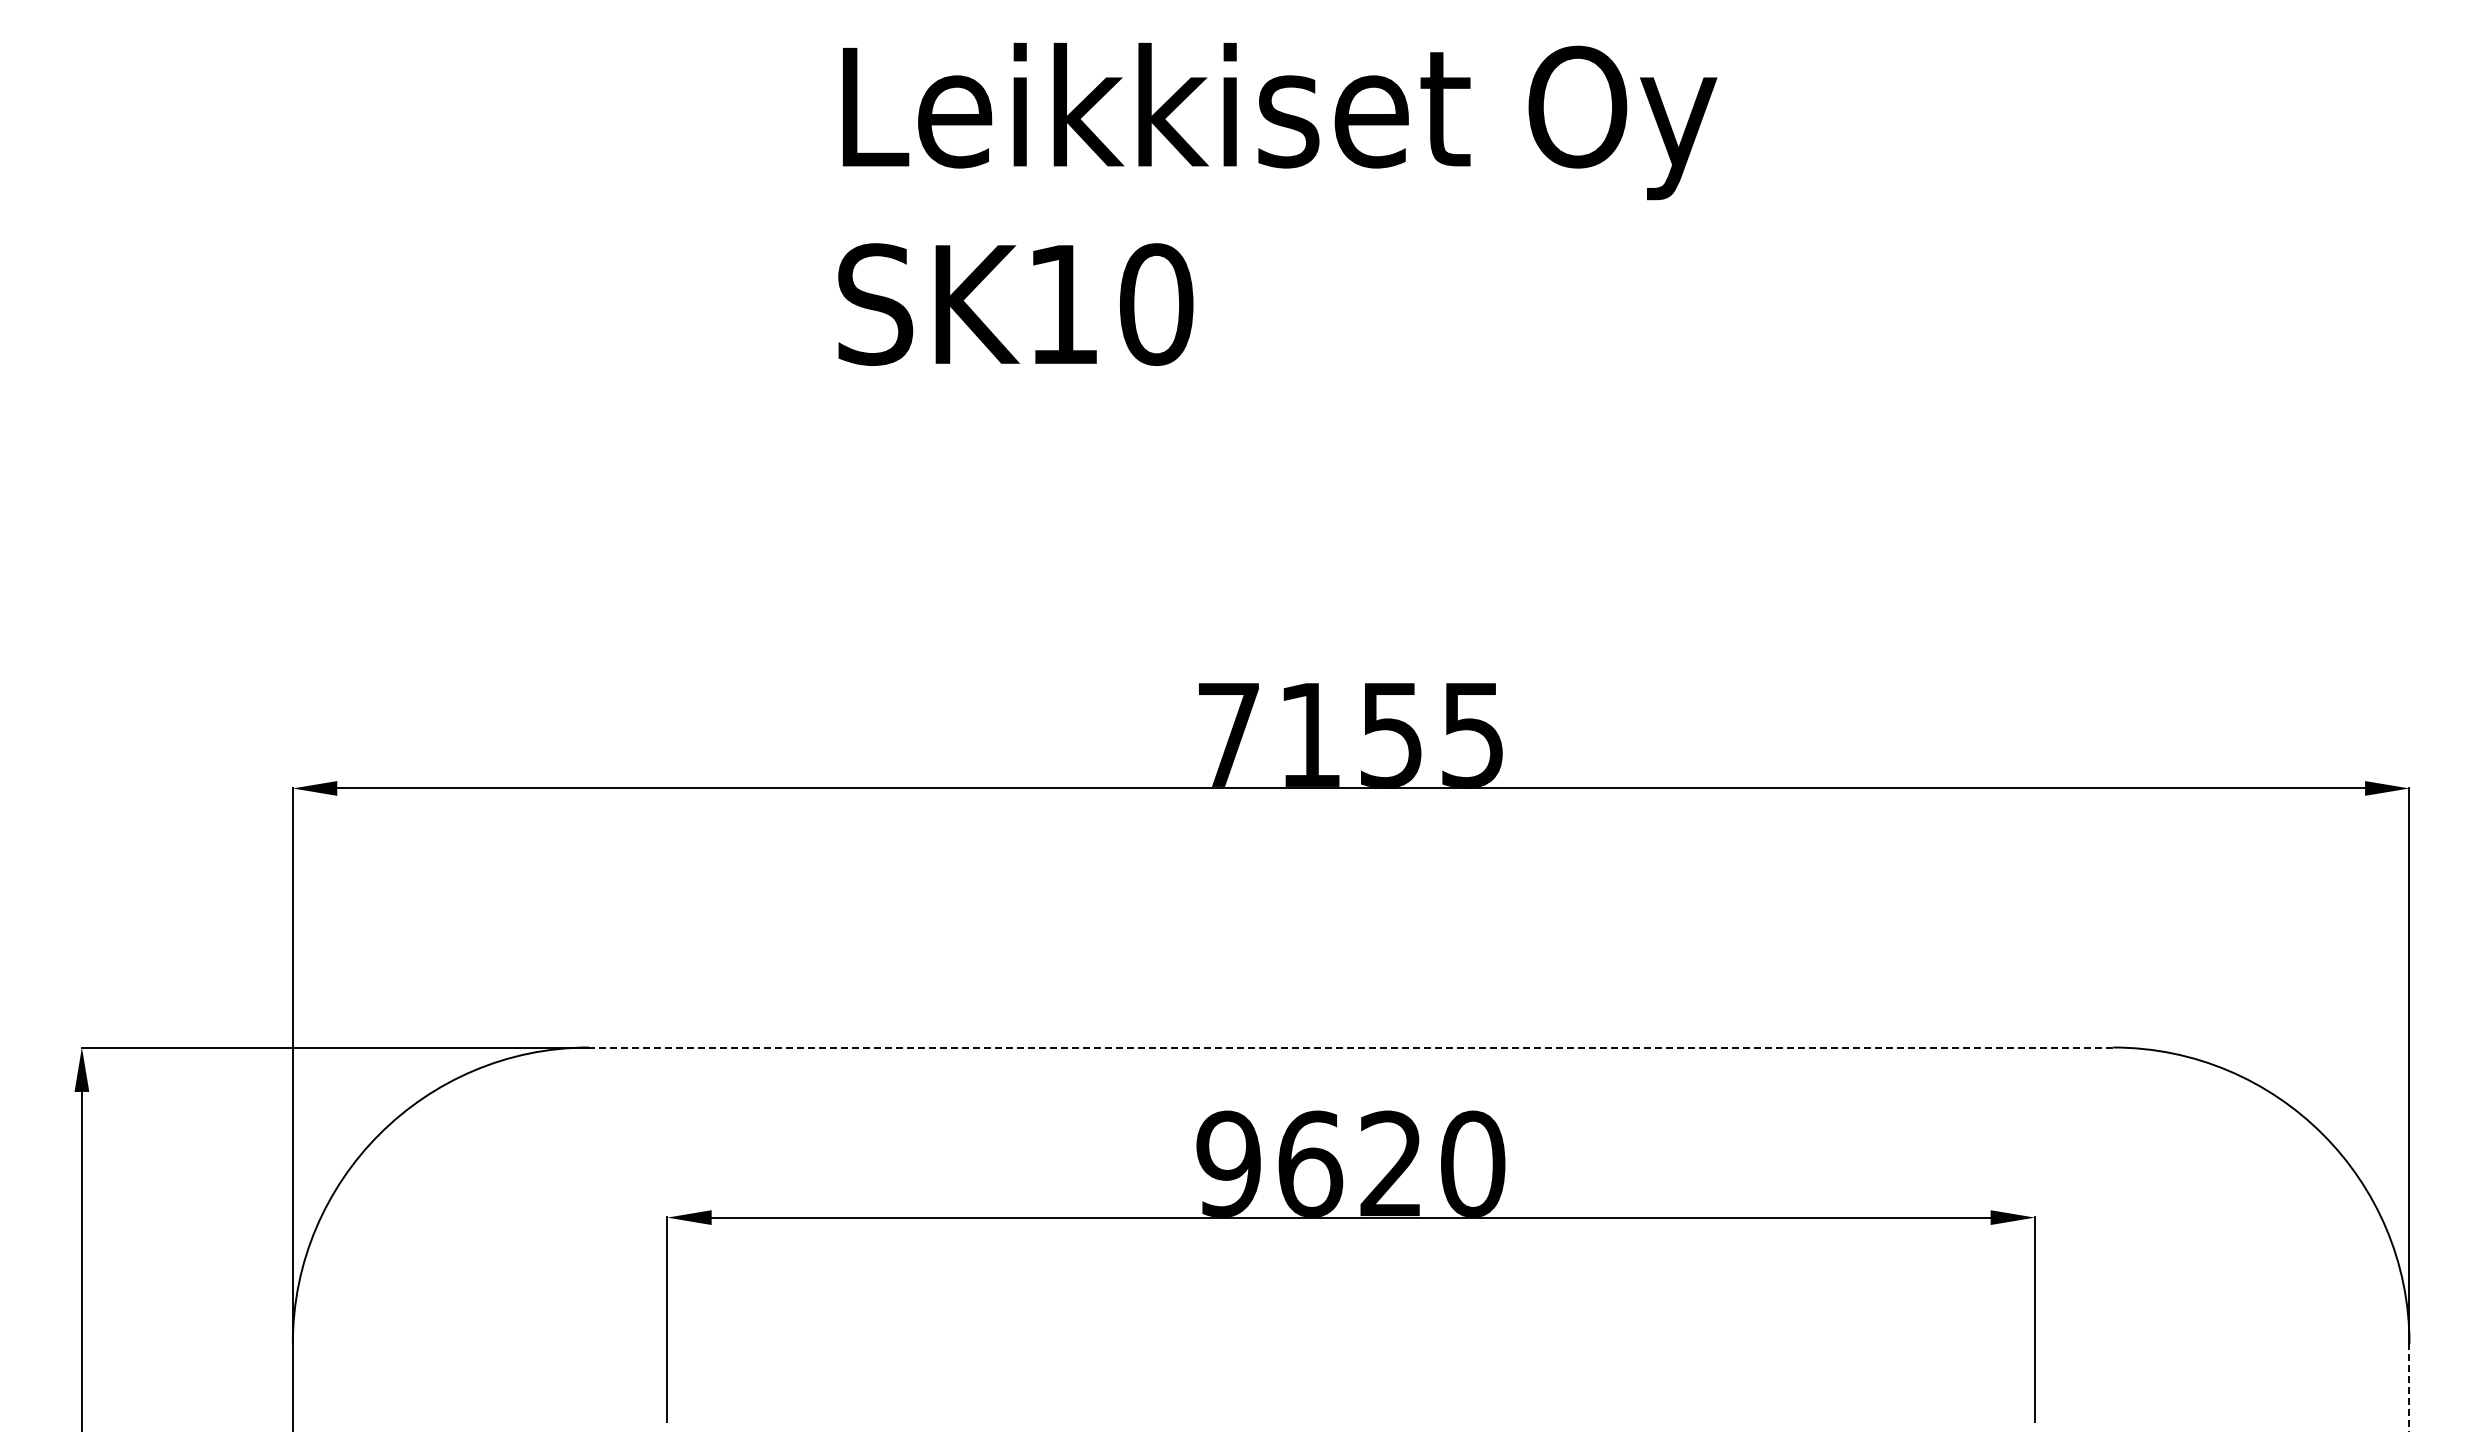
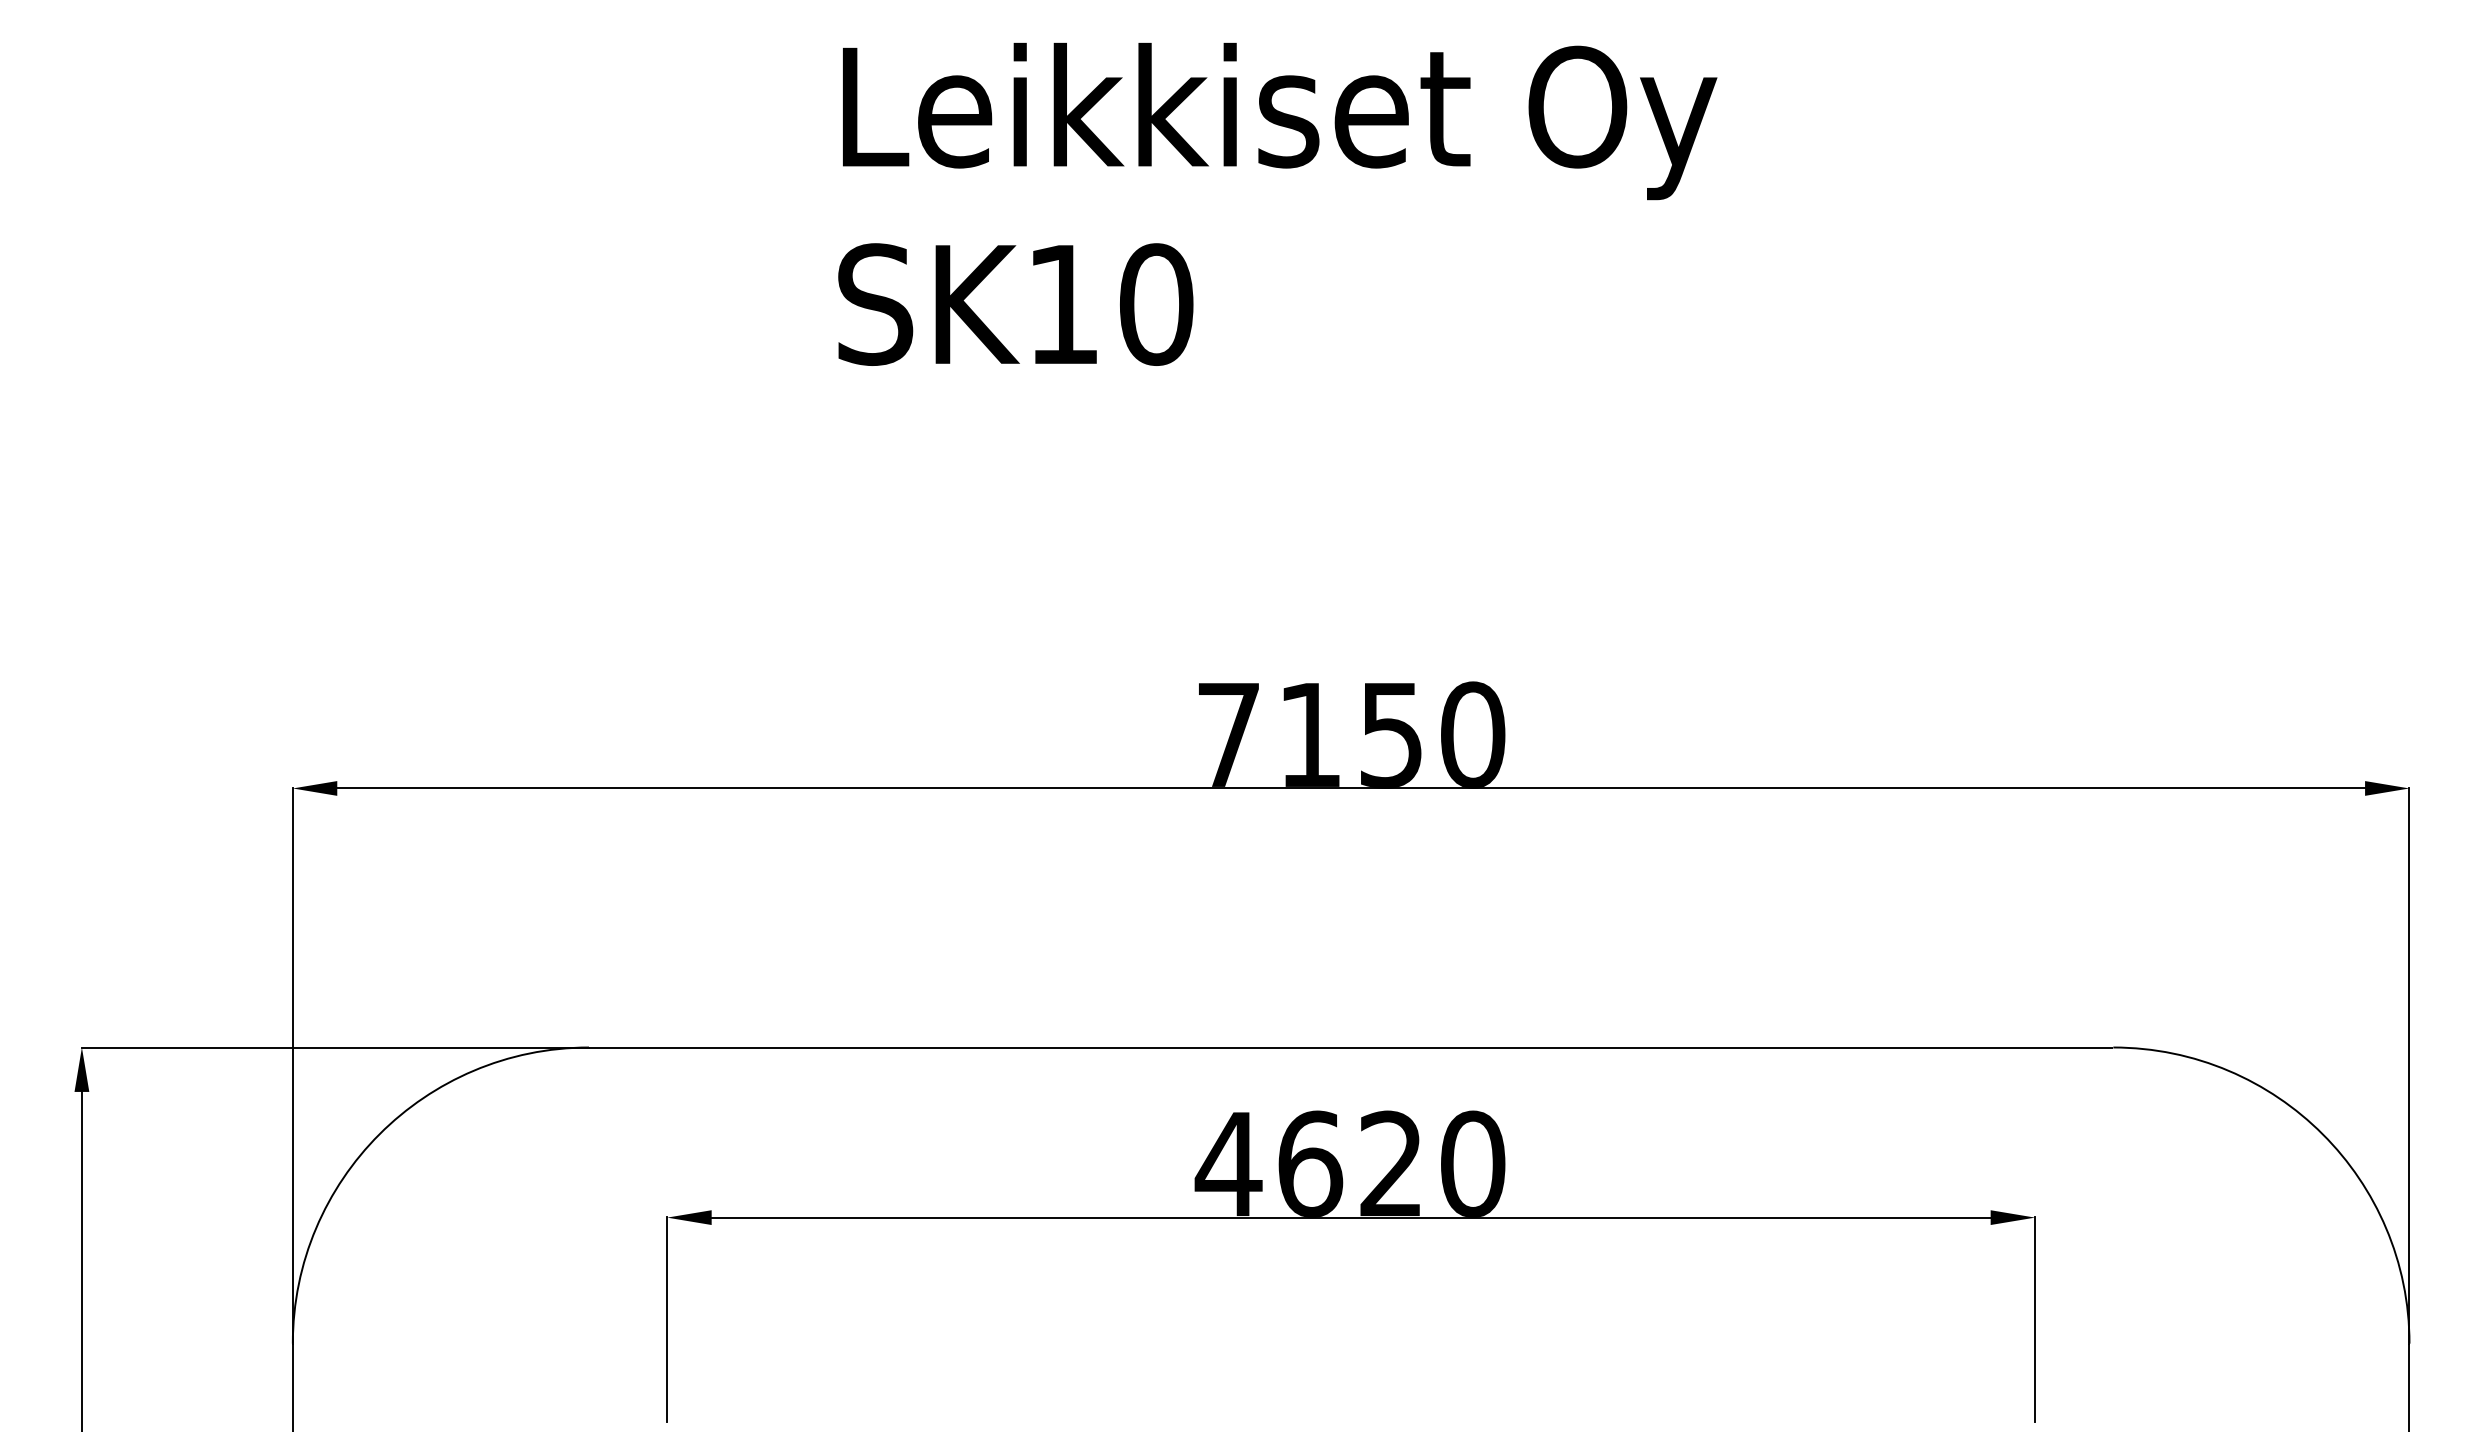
text: 7155 -> 7150 (1473, 733)
line: dashed -> solid (1350, 1047)
text: 9620 -> 4620 (1228, 1163)
line: dashed -> solid (2409, 1387)
